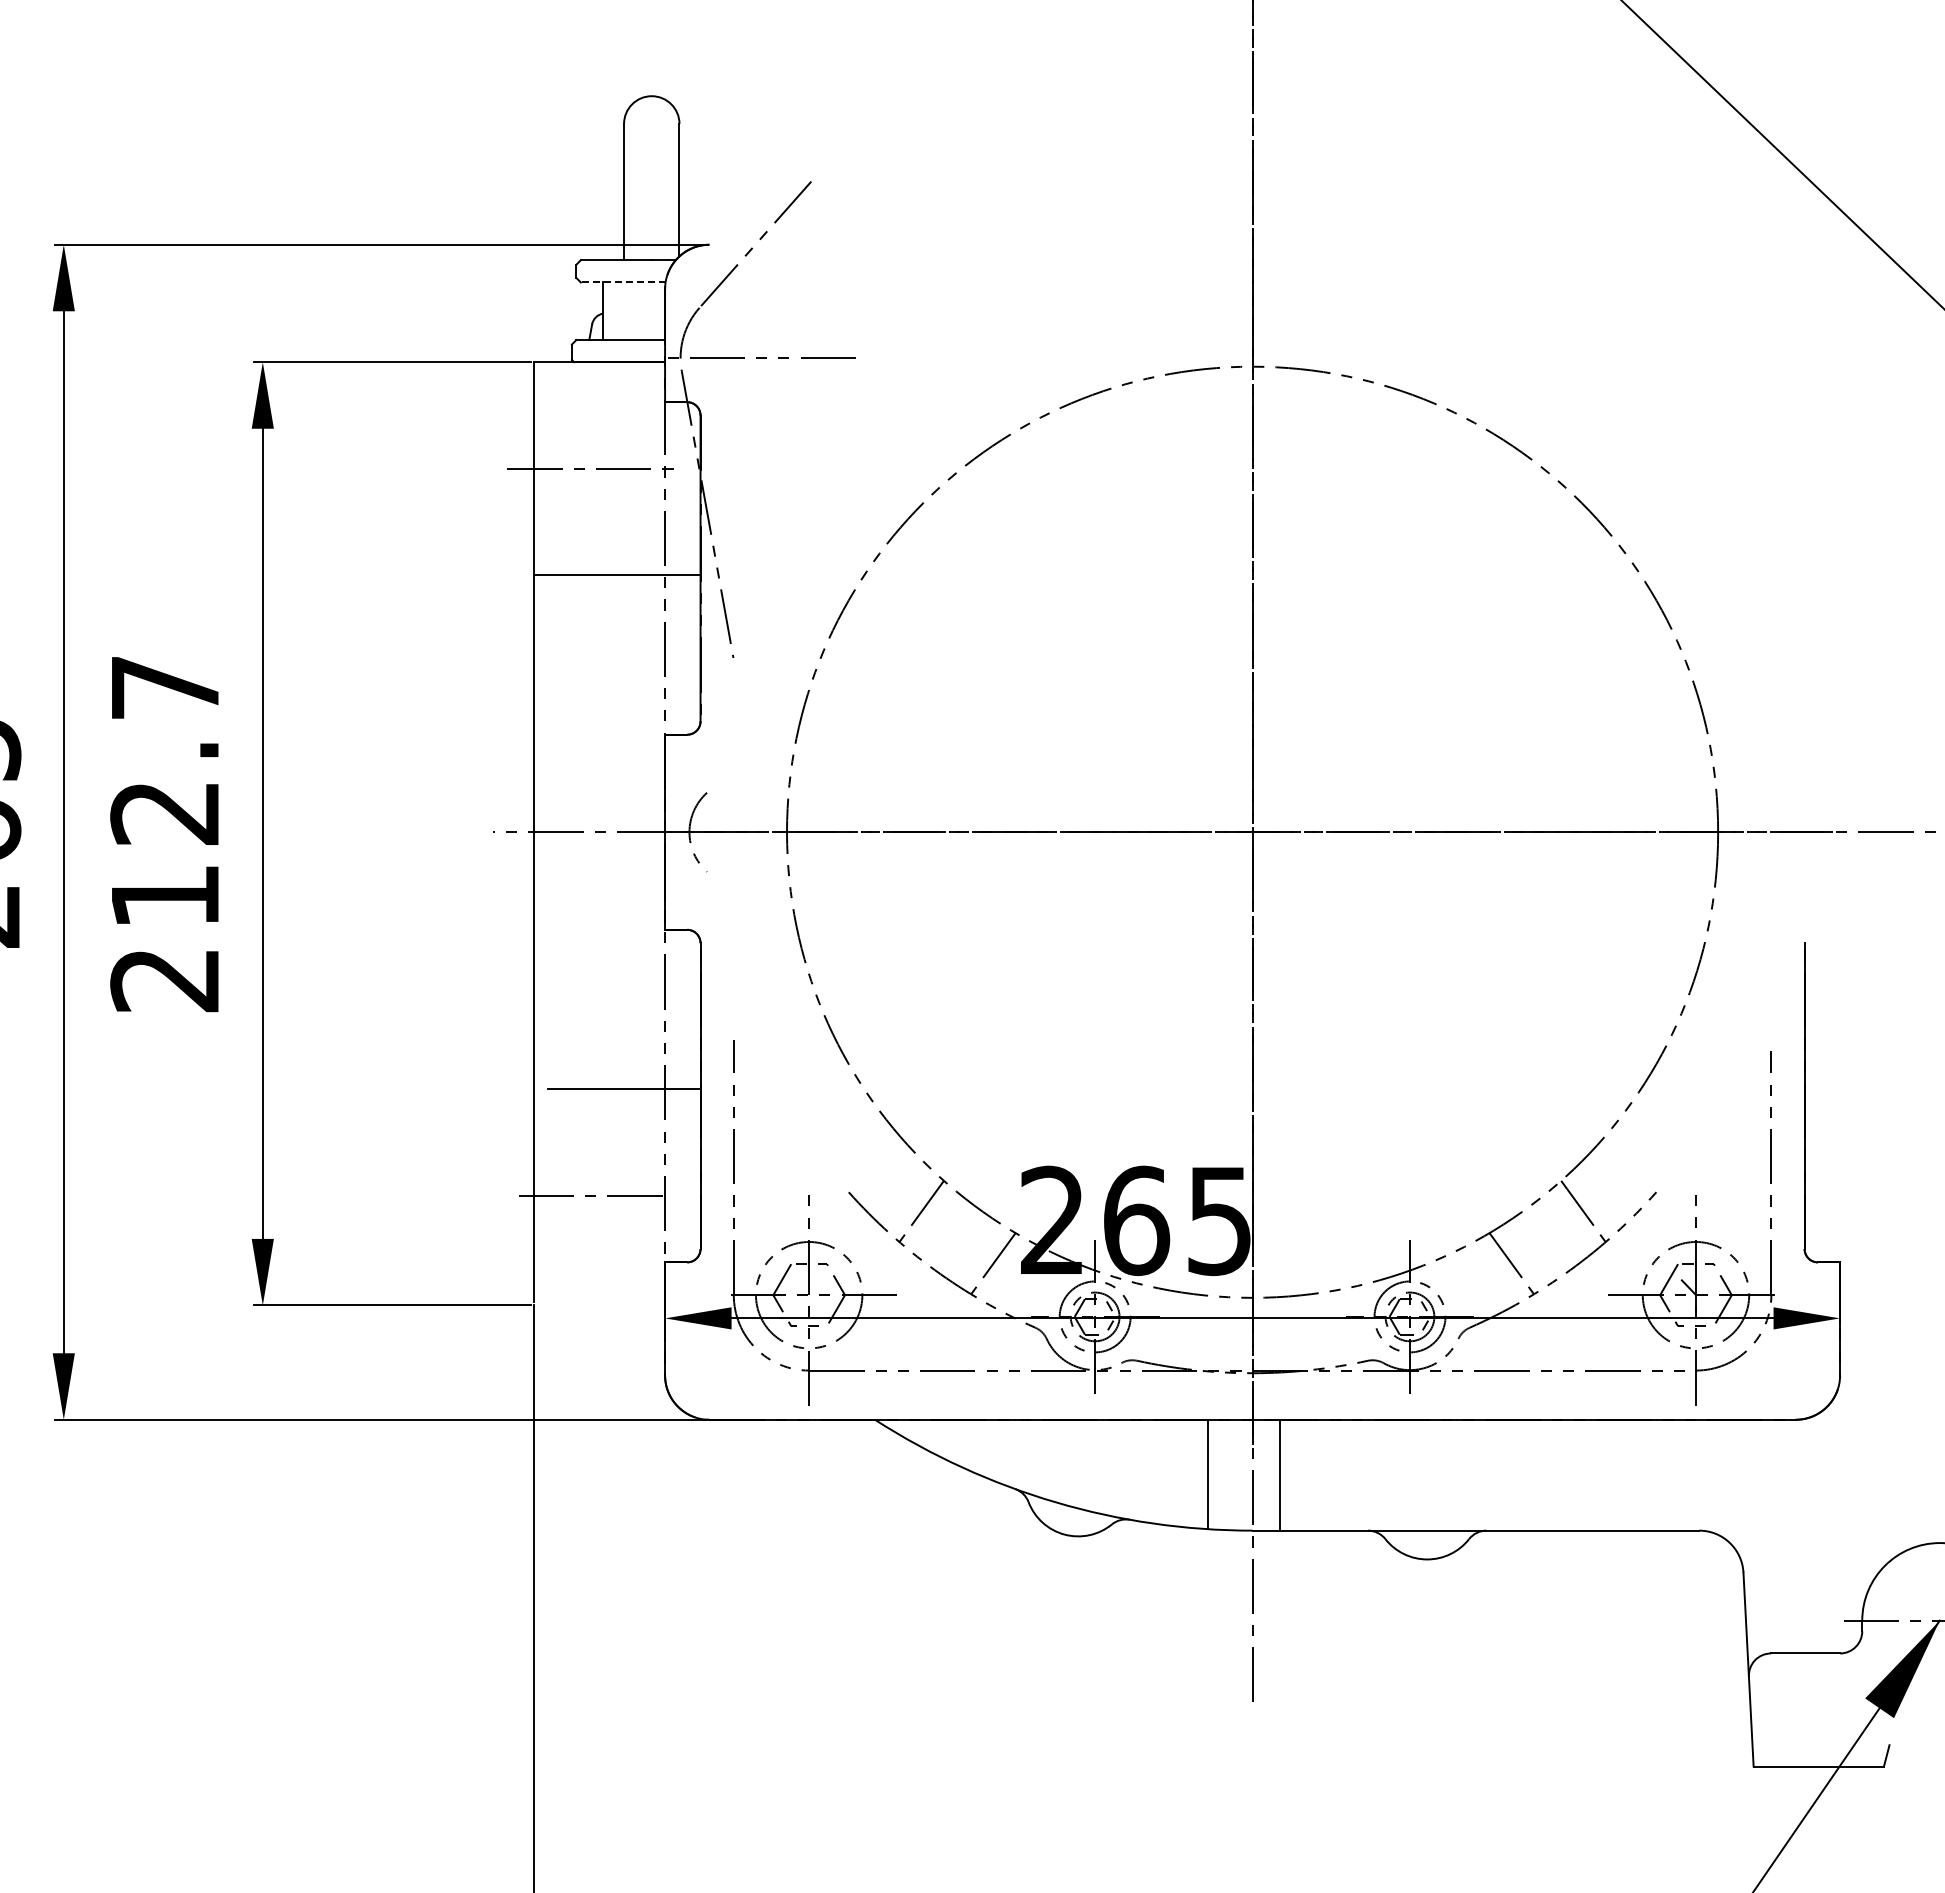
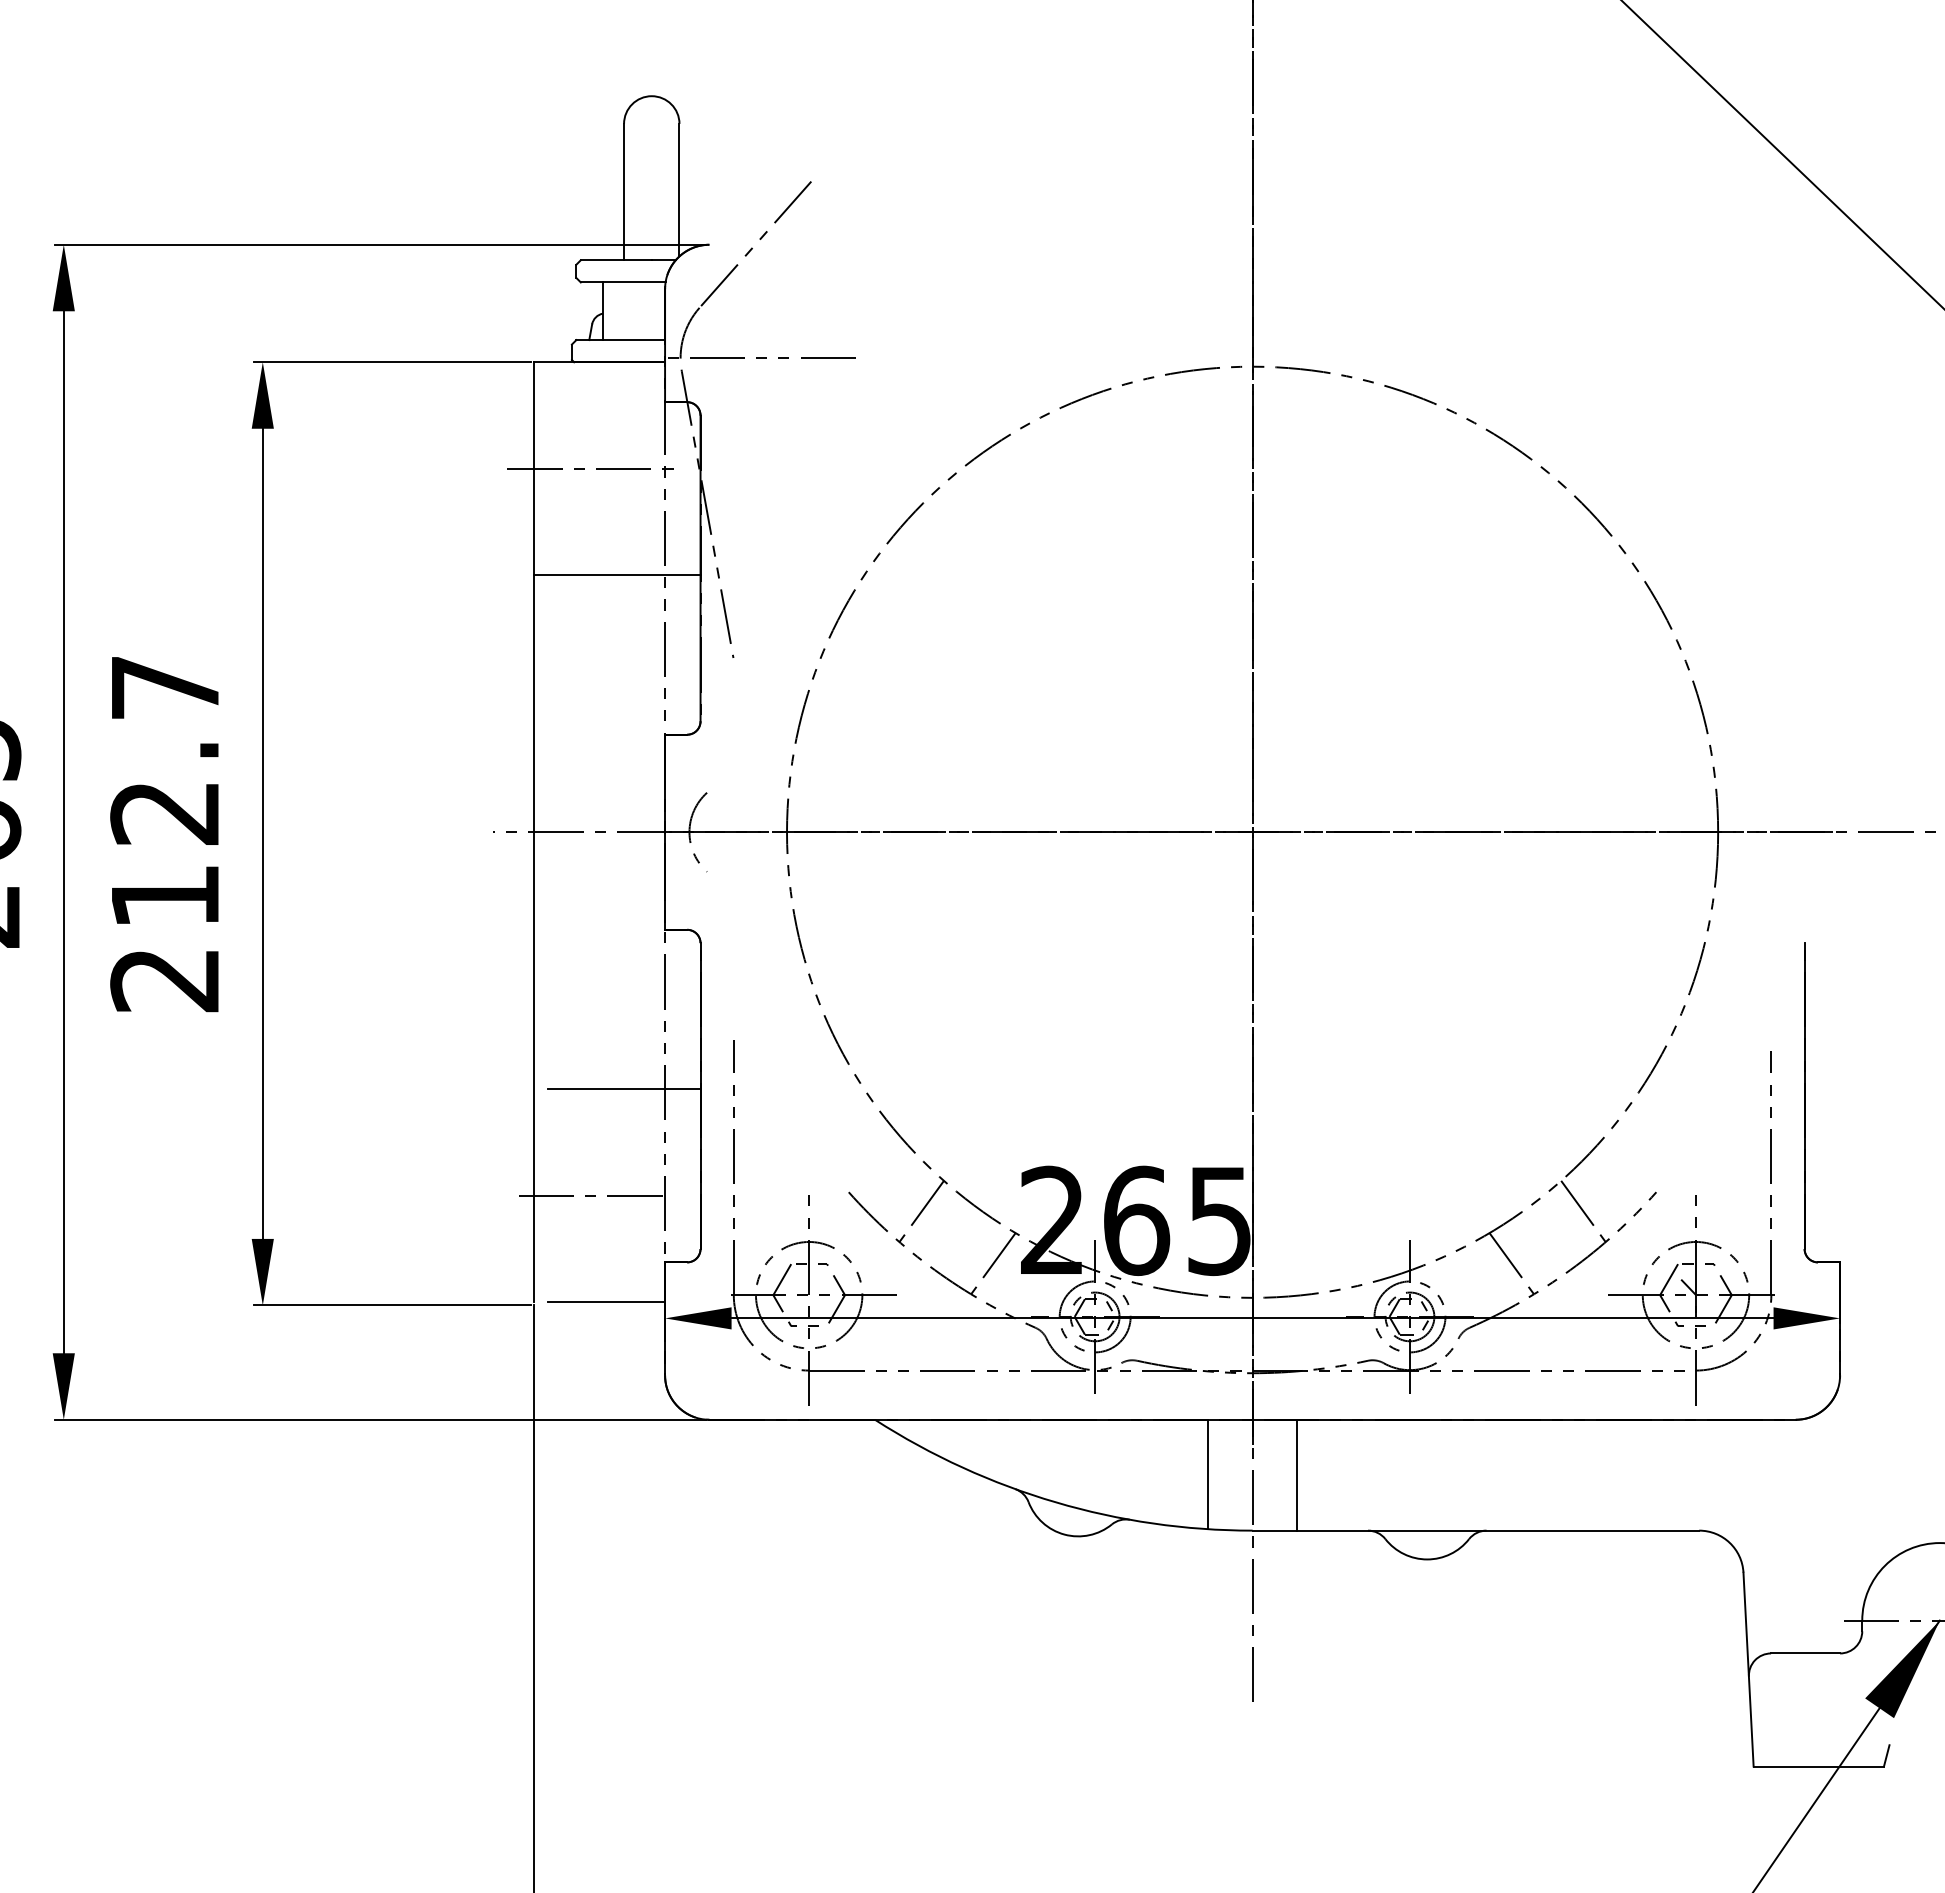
line: dashed -> solid (622, 282)
line: none -> present (606, 1302)
line position: (1279, 1474) -> (1296, 1474) (1296, 1474)
